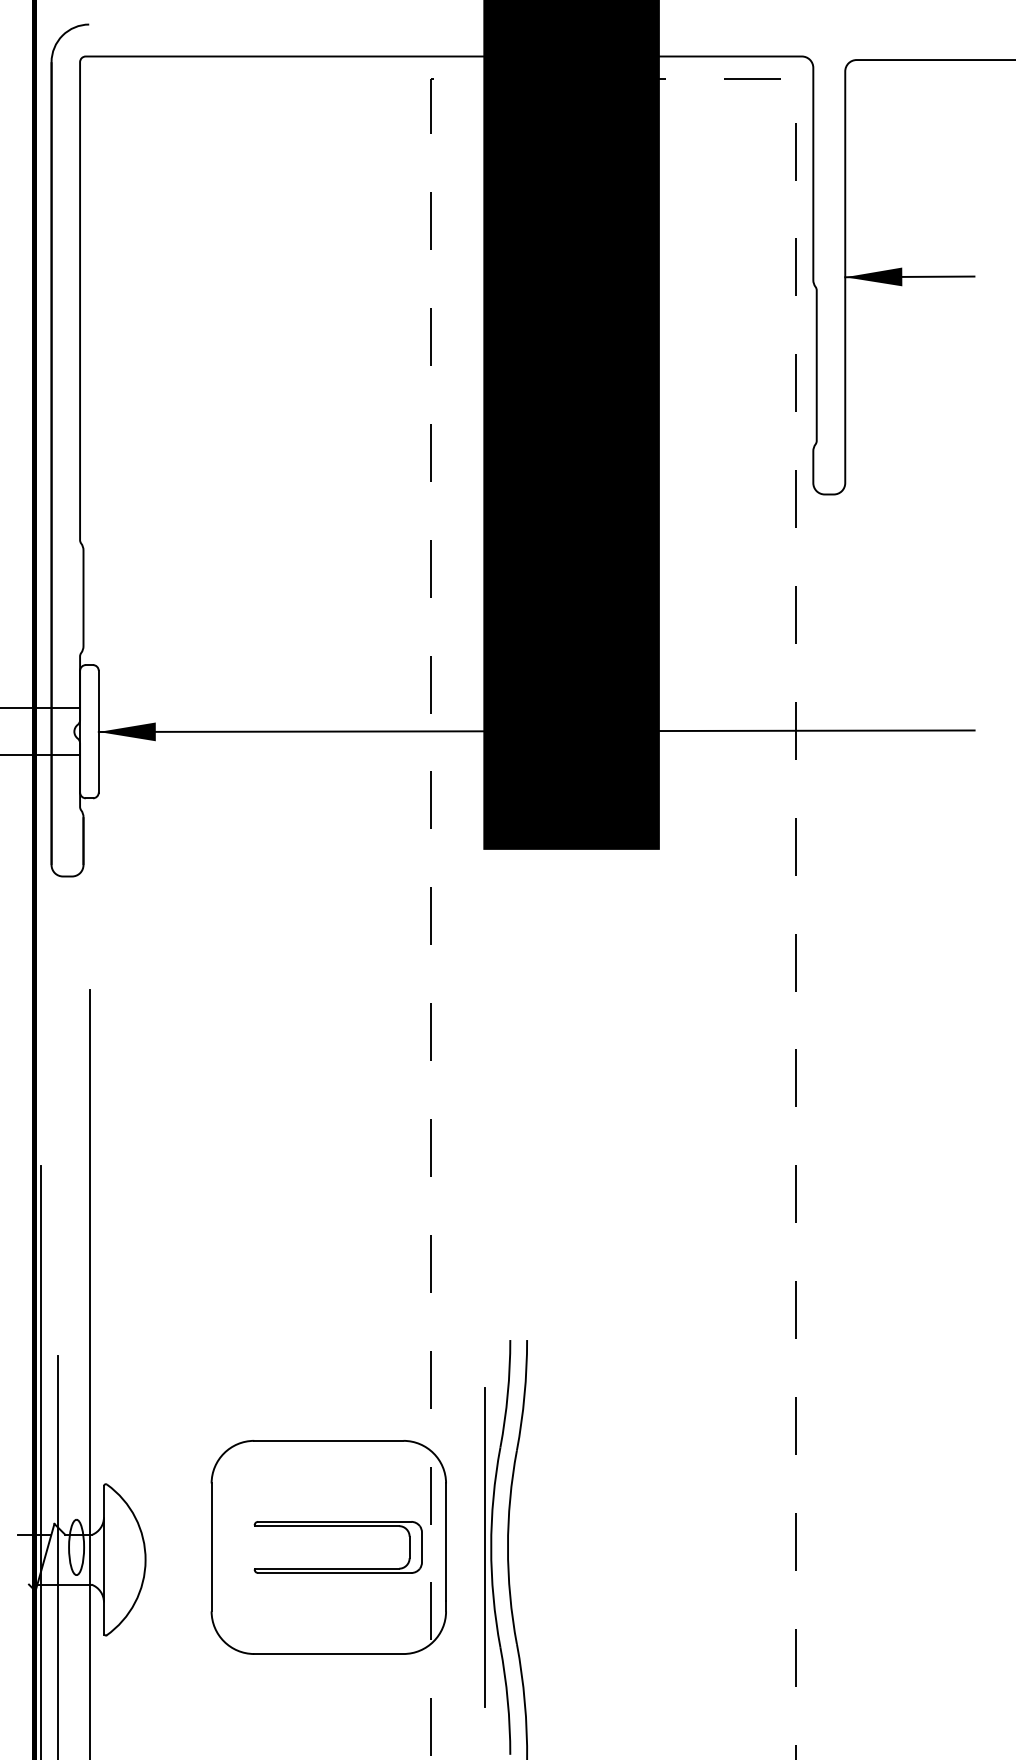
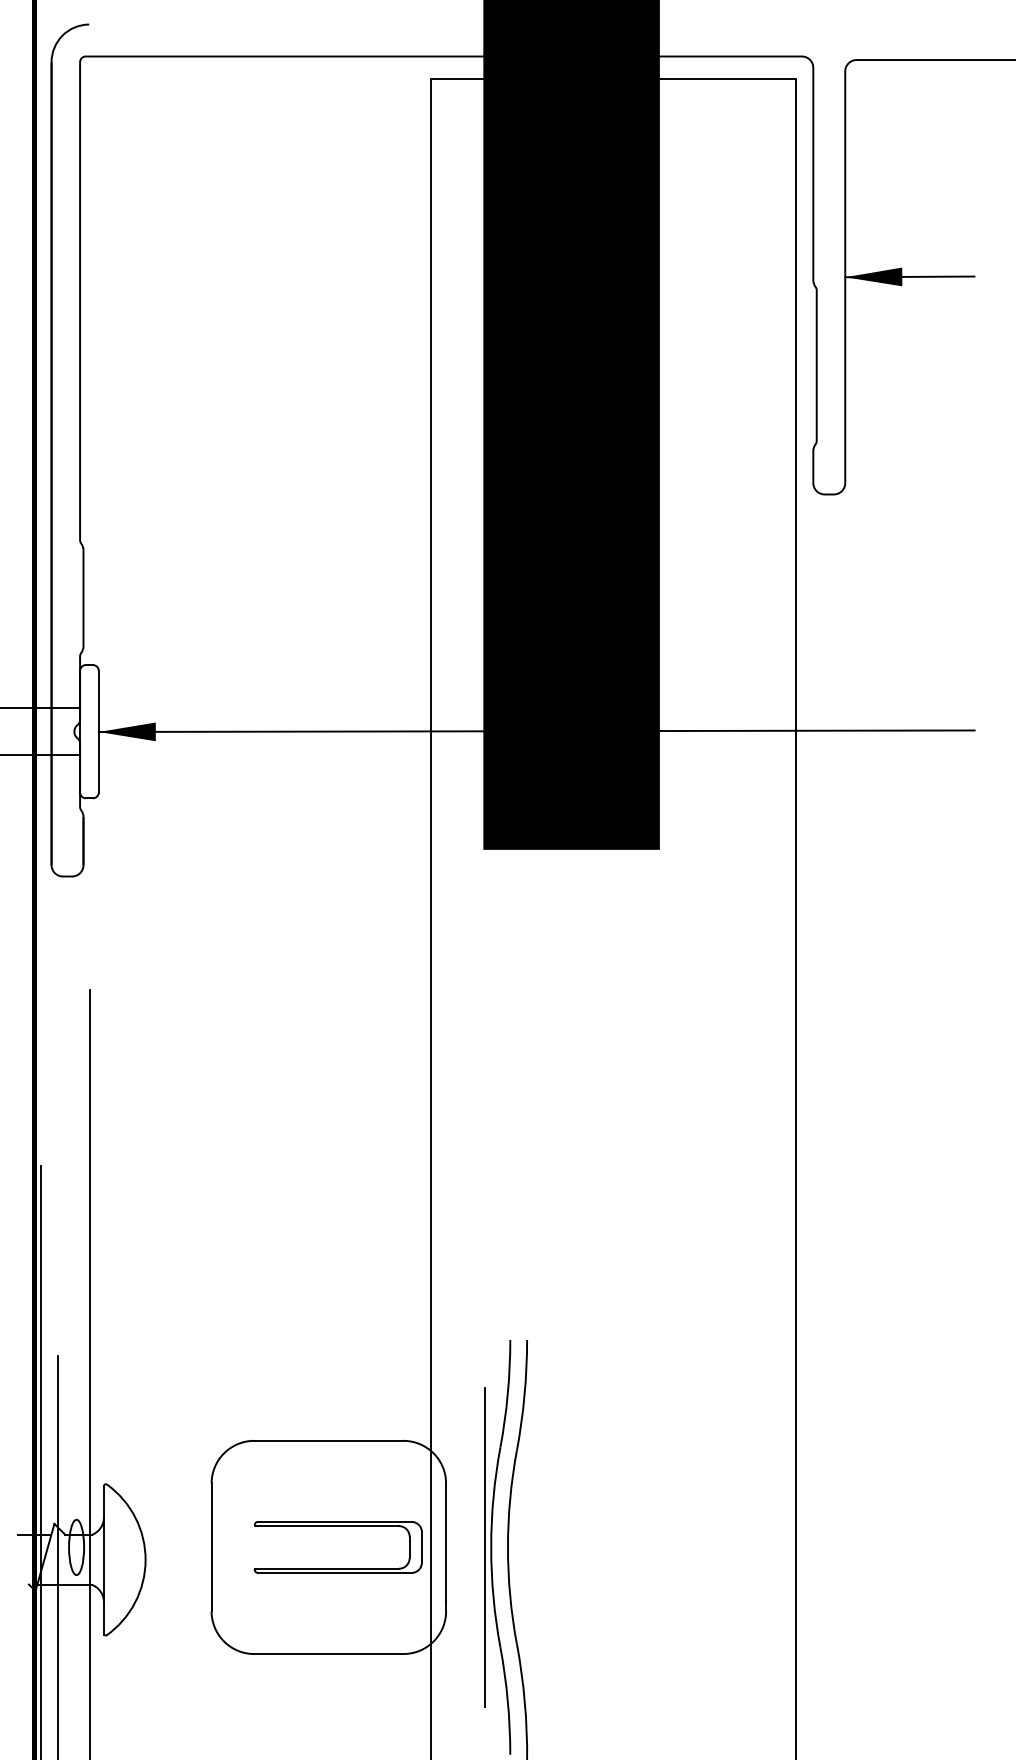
line: dashed -> solid (613, 79)
